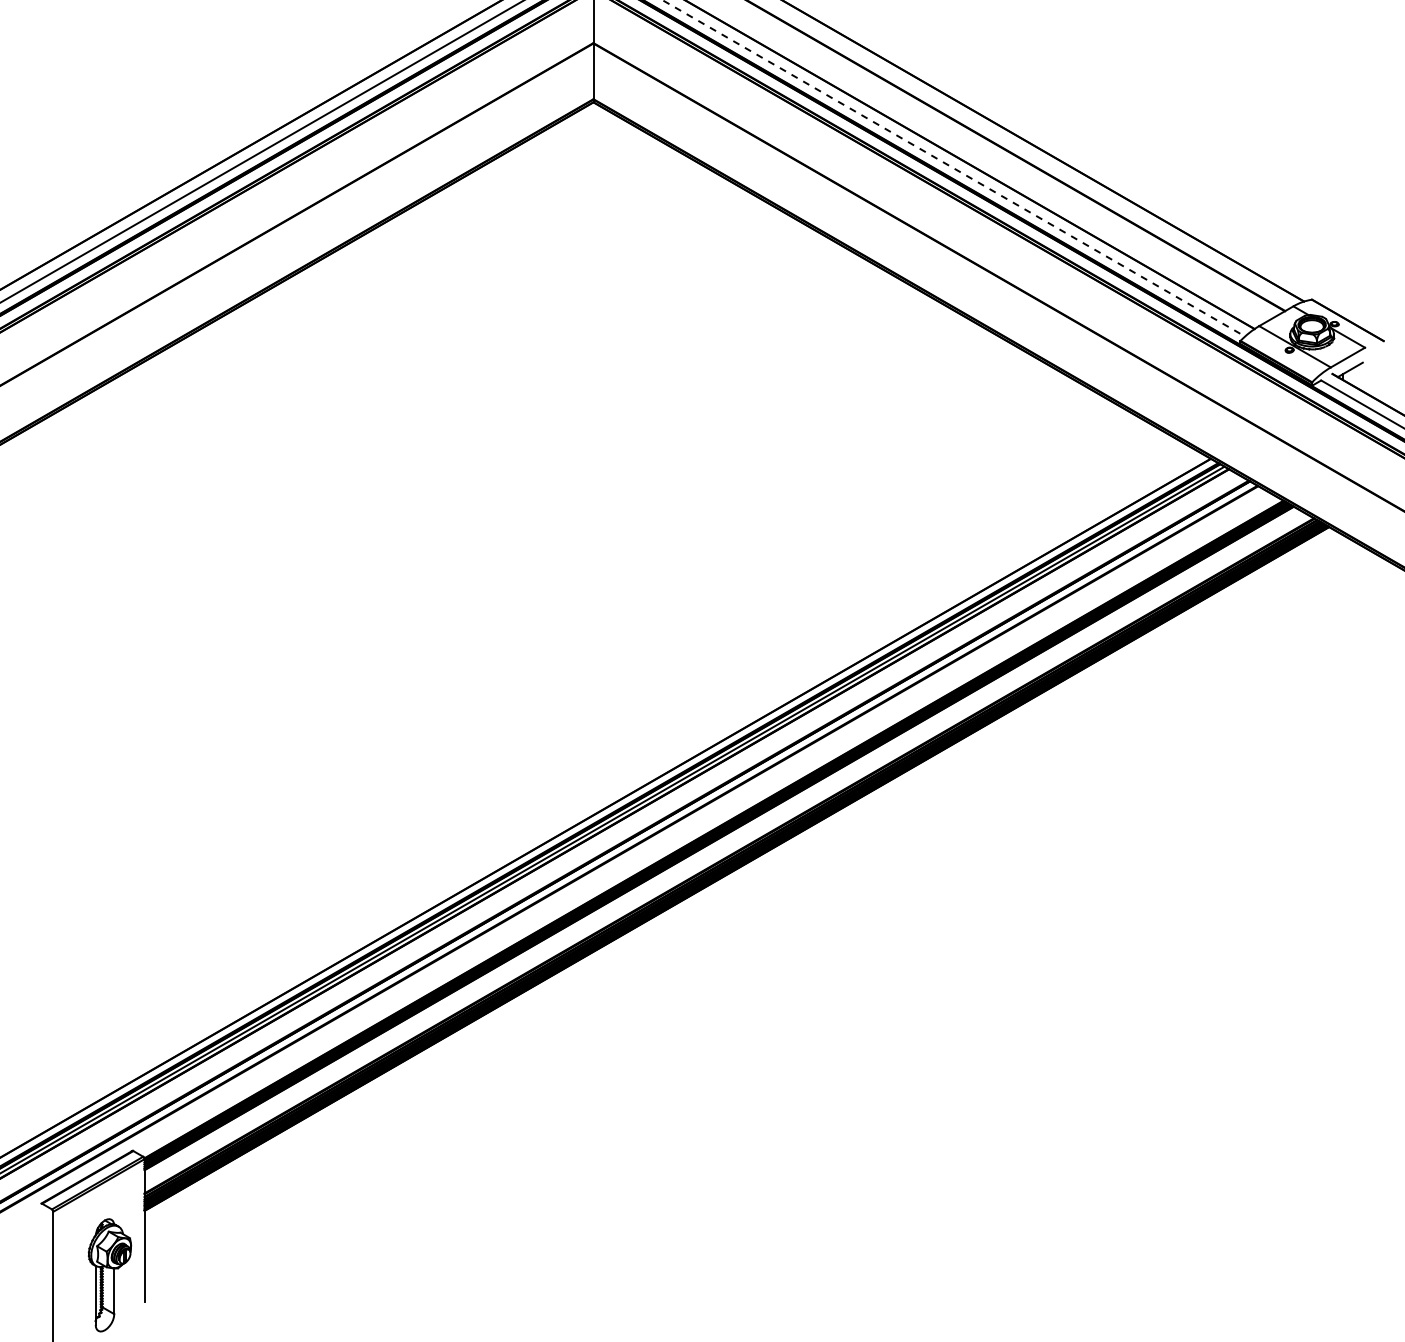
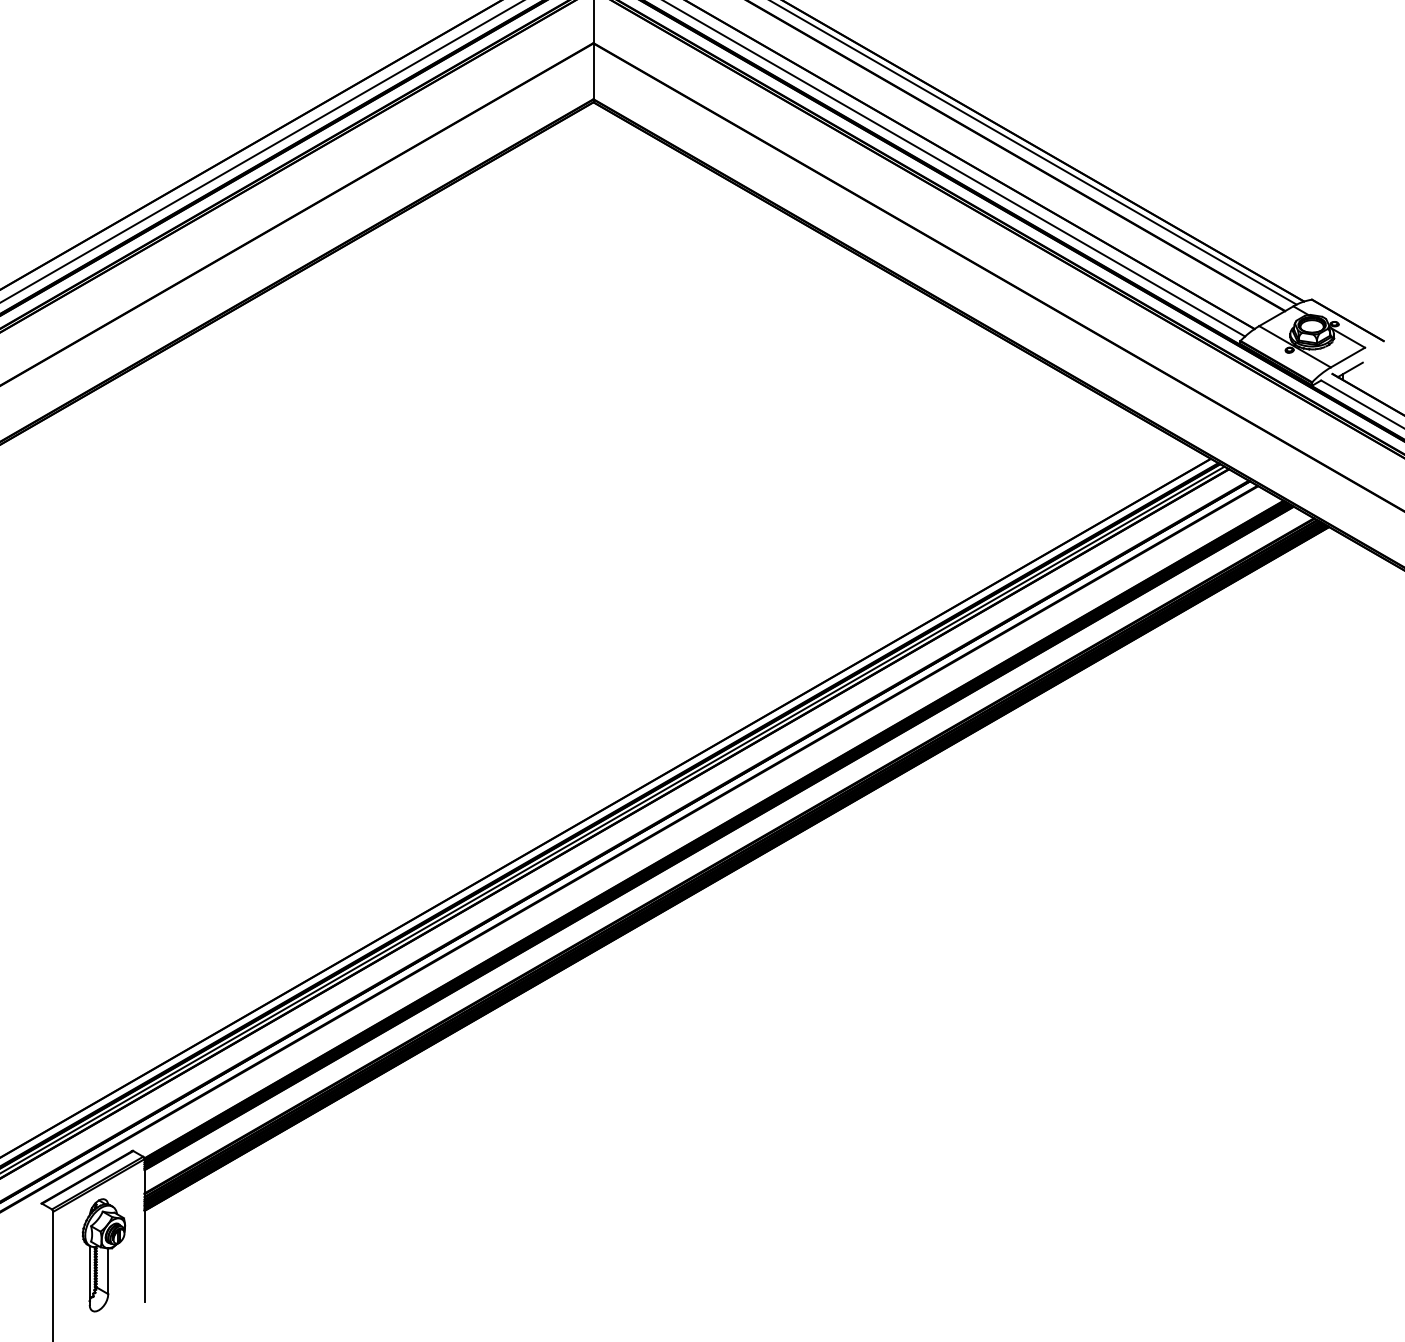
line: none -> present (1034, 153)
line: dashed -> solid (954, 168)
part position: (109, 1275) -> (103, 1255) (103, 1255)
